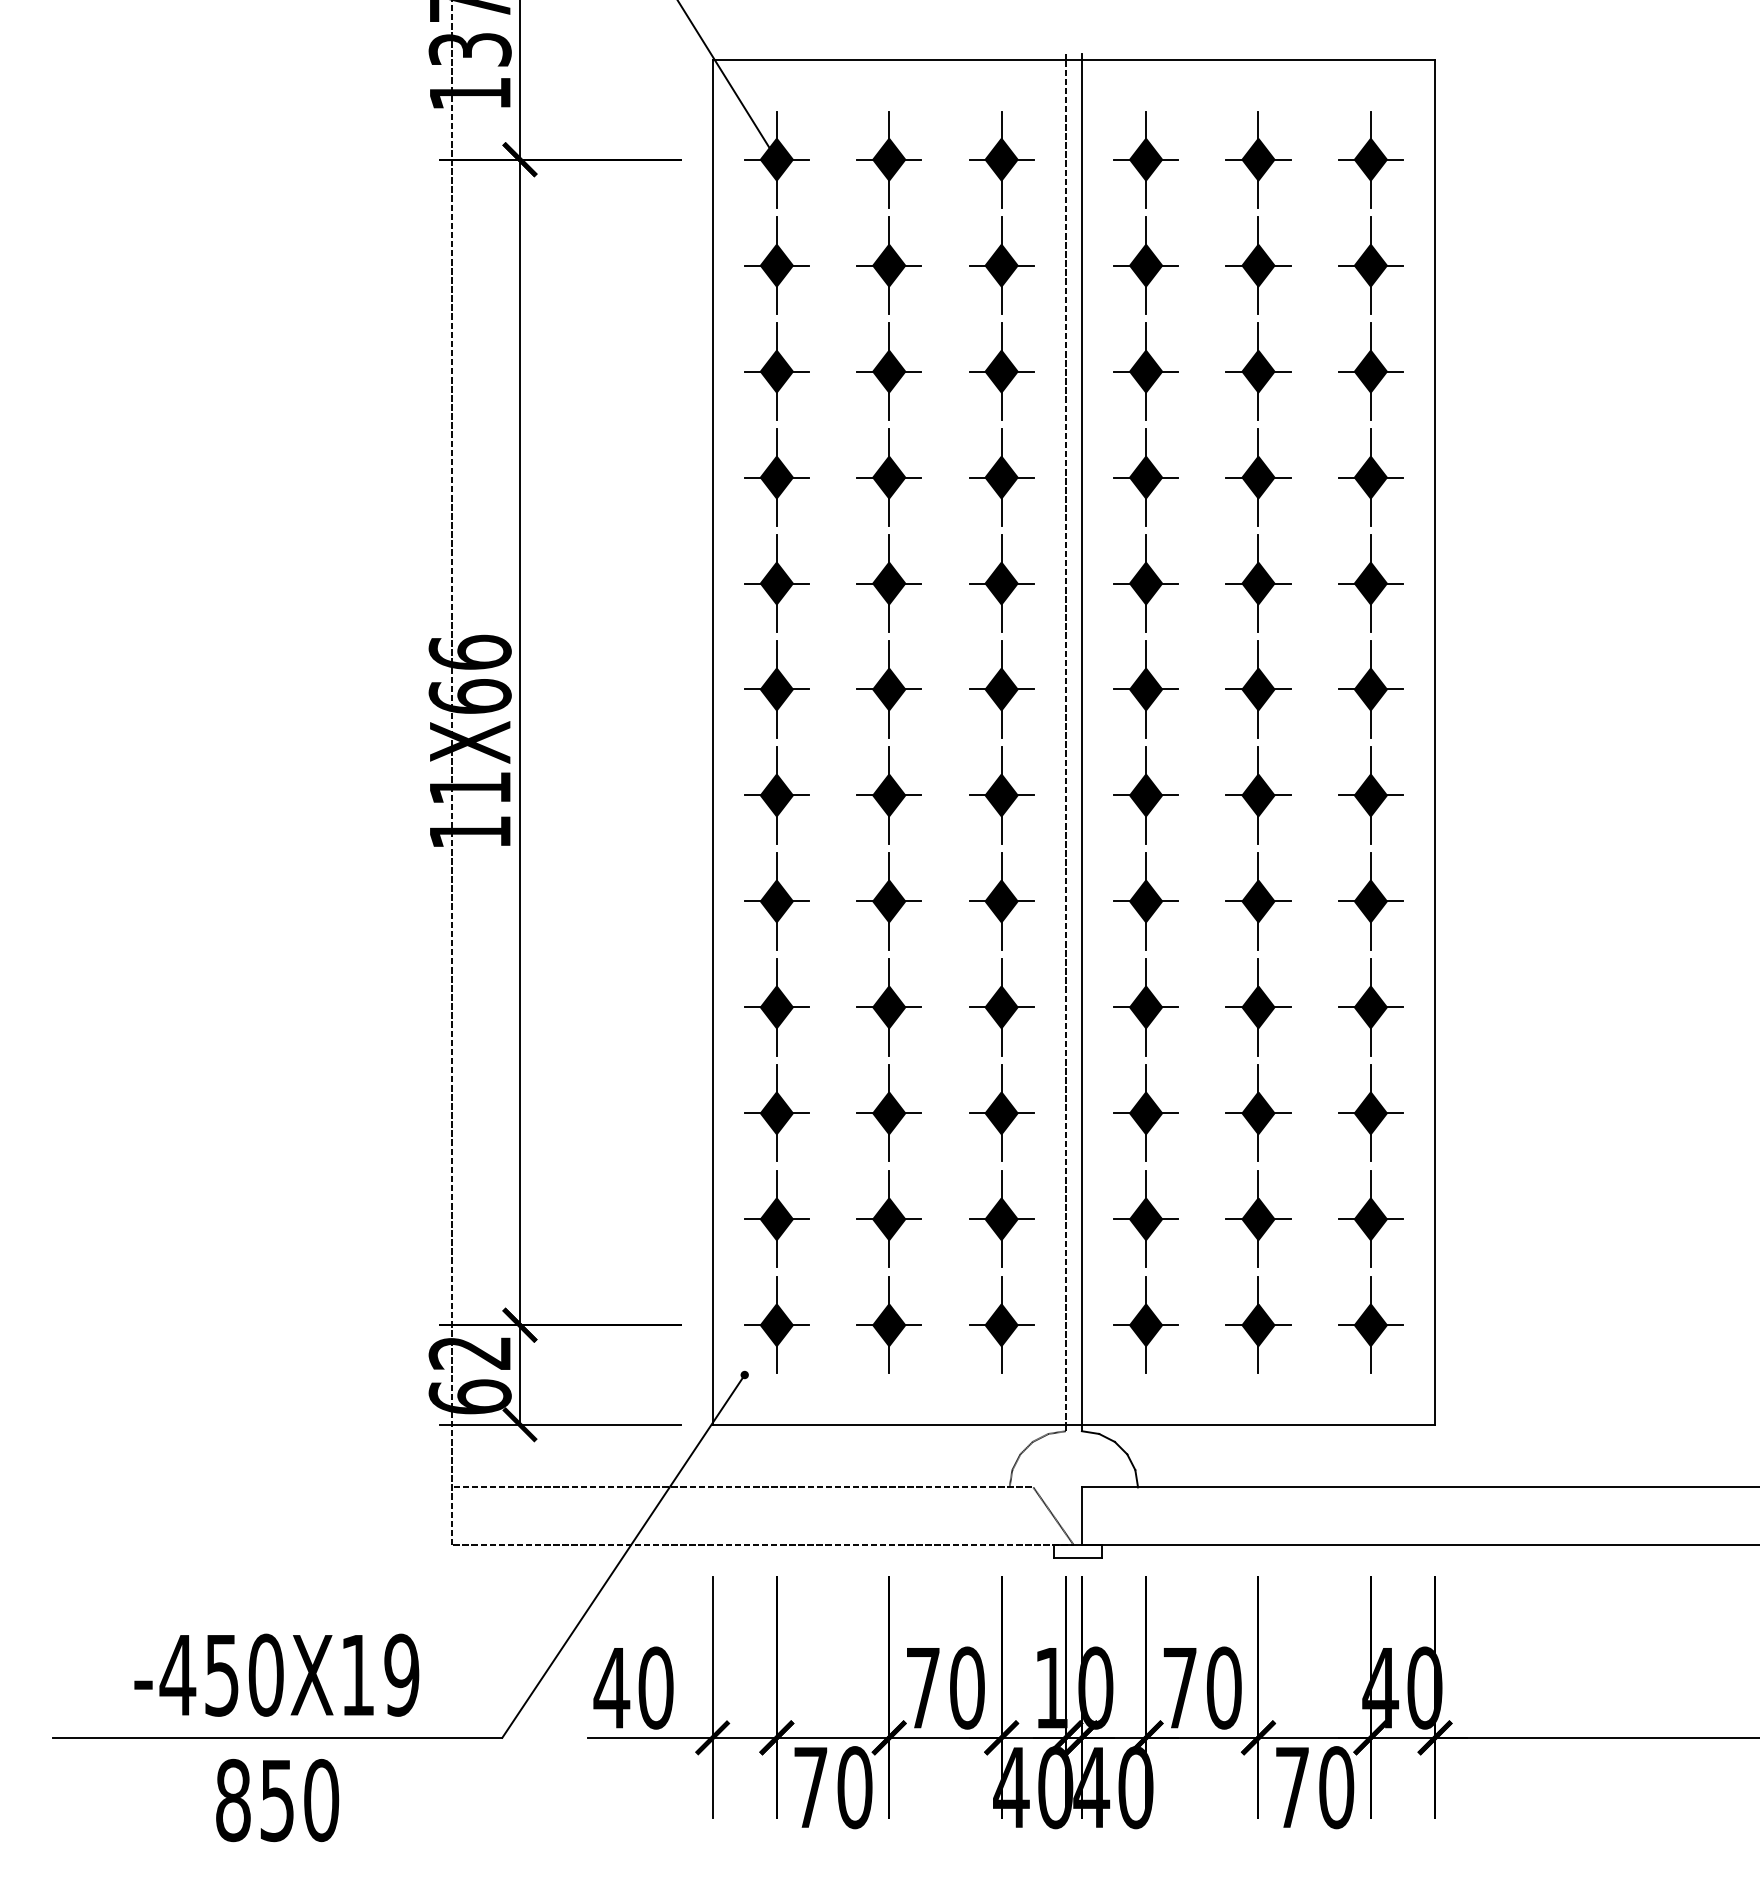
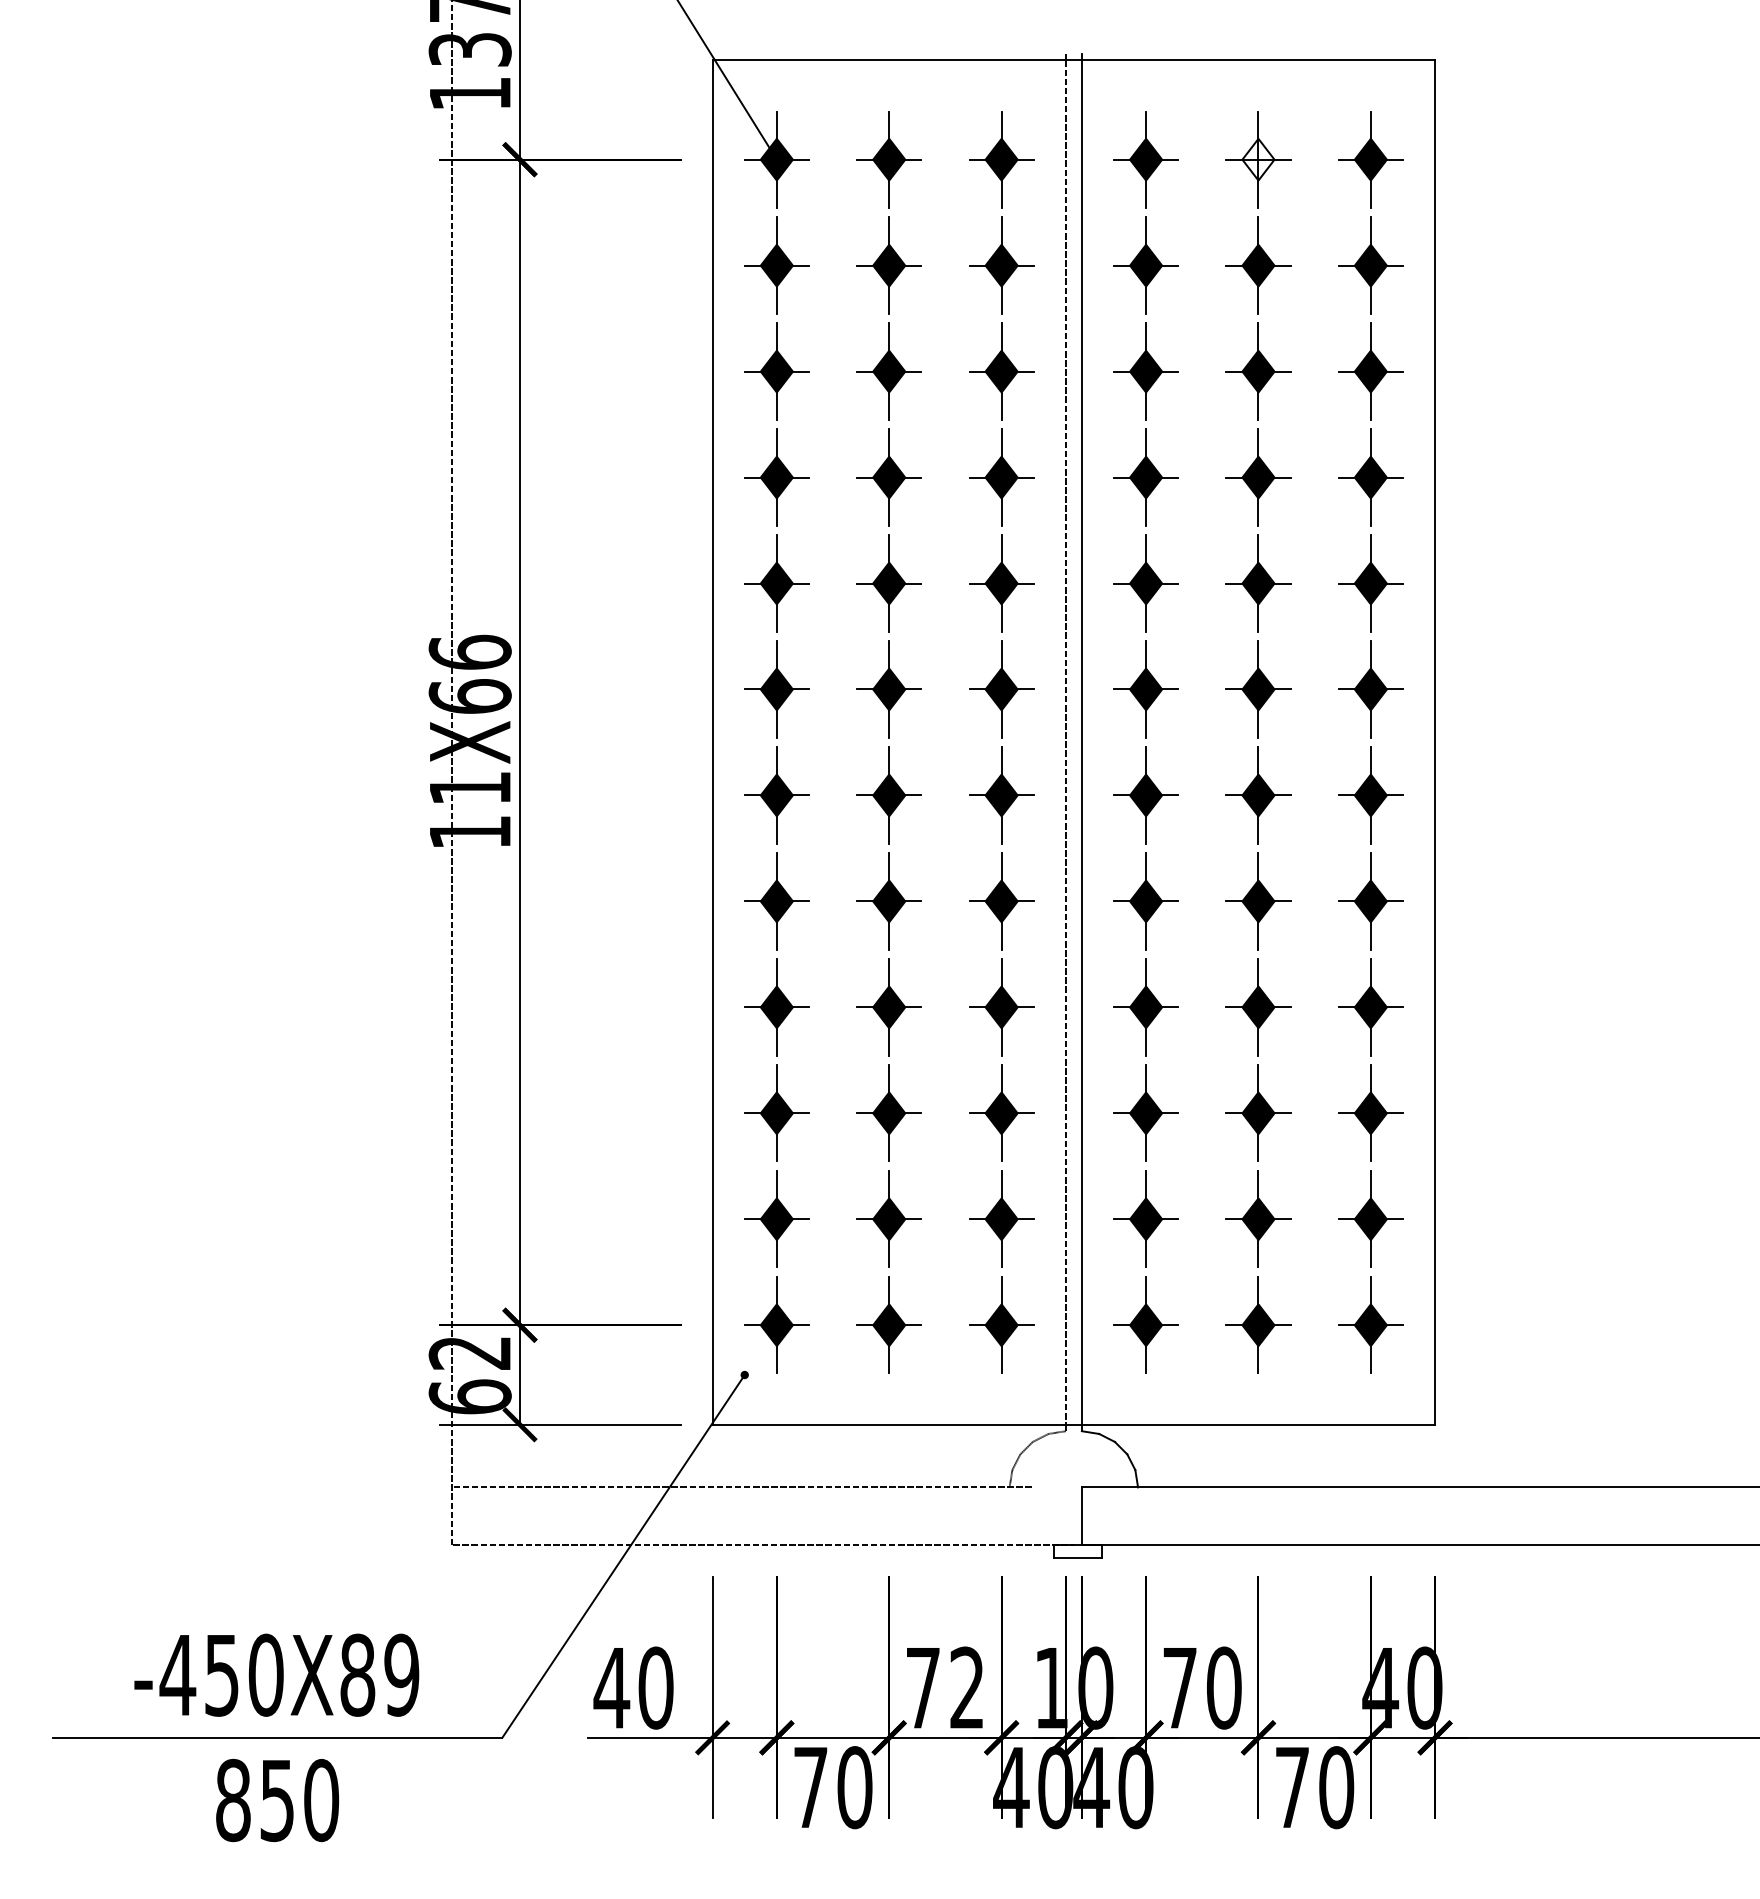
fill: present -> none (1258, 159)
line: present -> none (1053, 1516)
text: -450X19 -> -450X89 (357, 1674)
text: 70 -> 72 (967, 1687)
